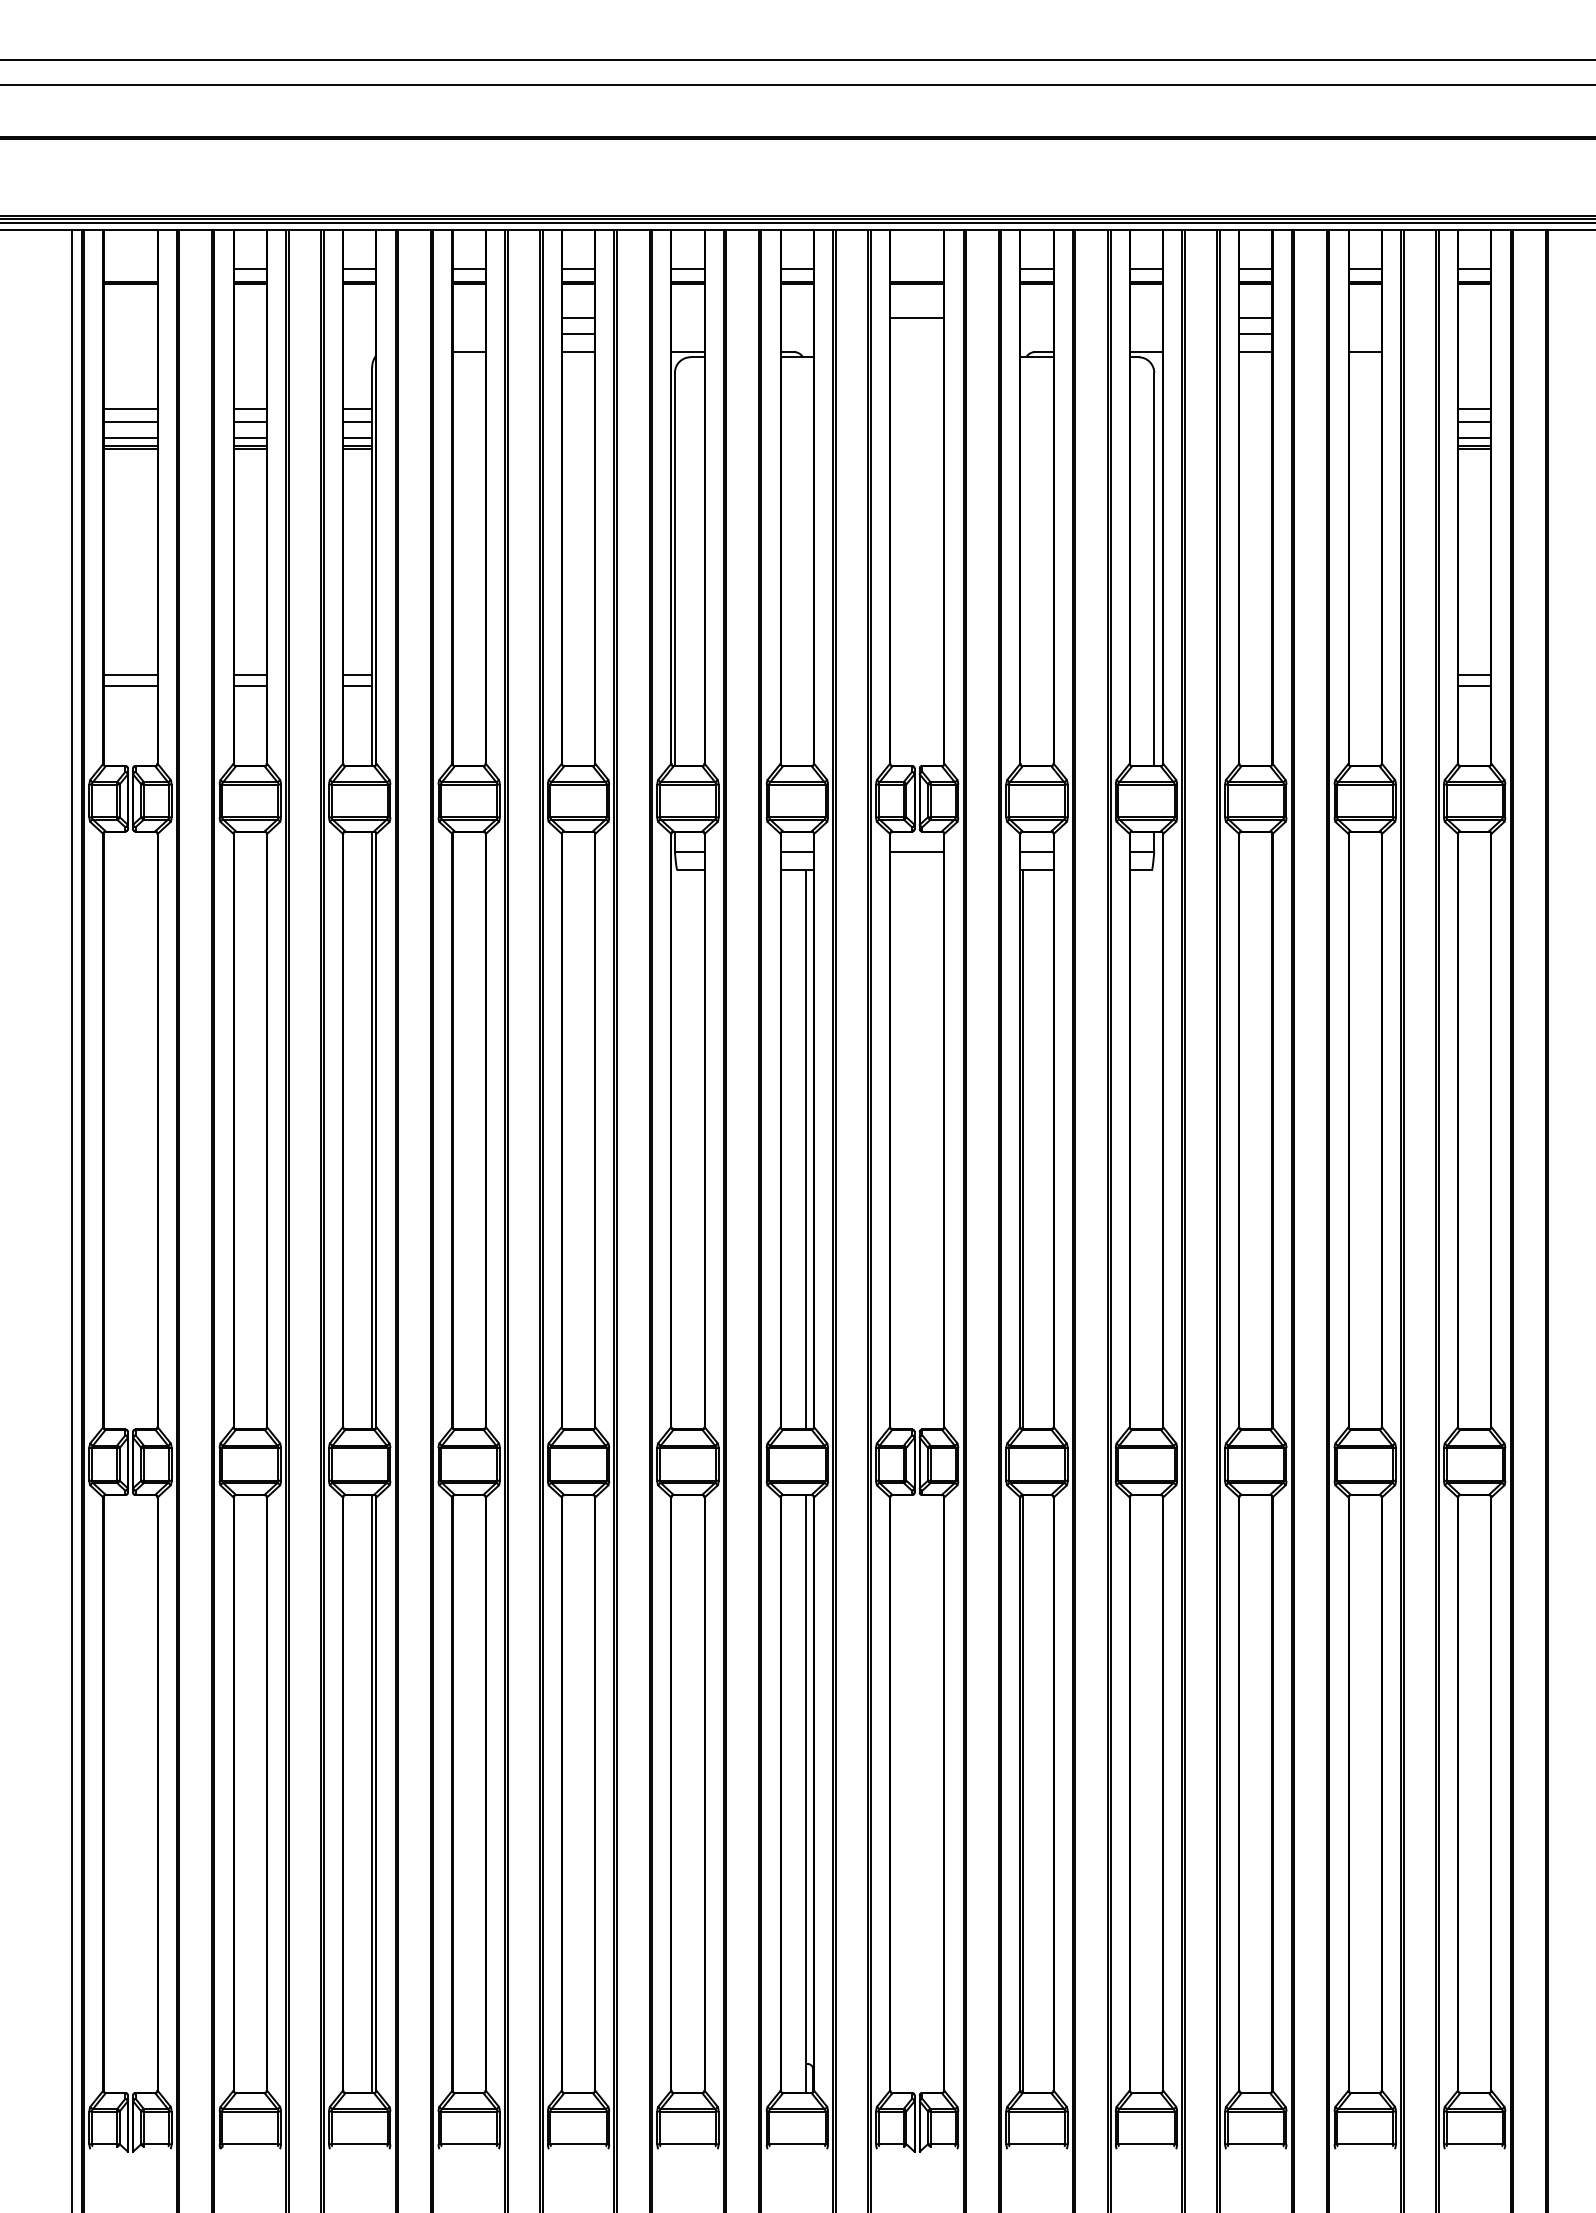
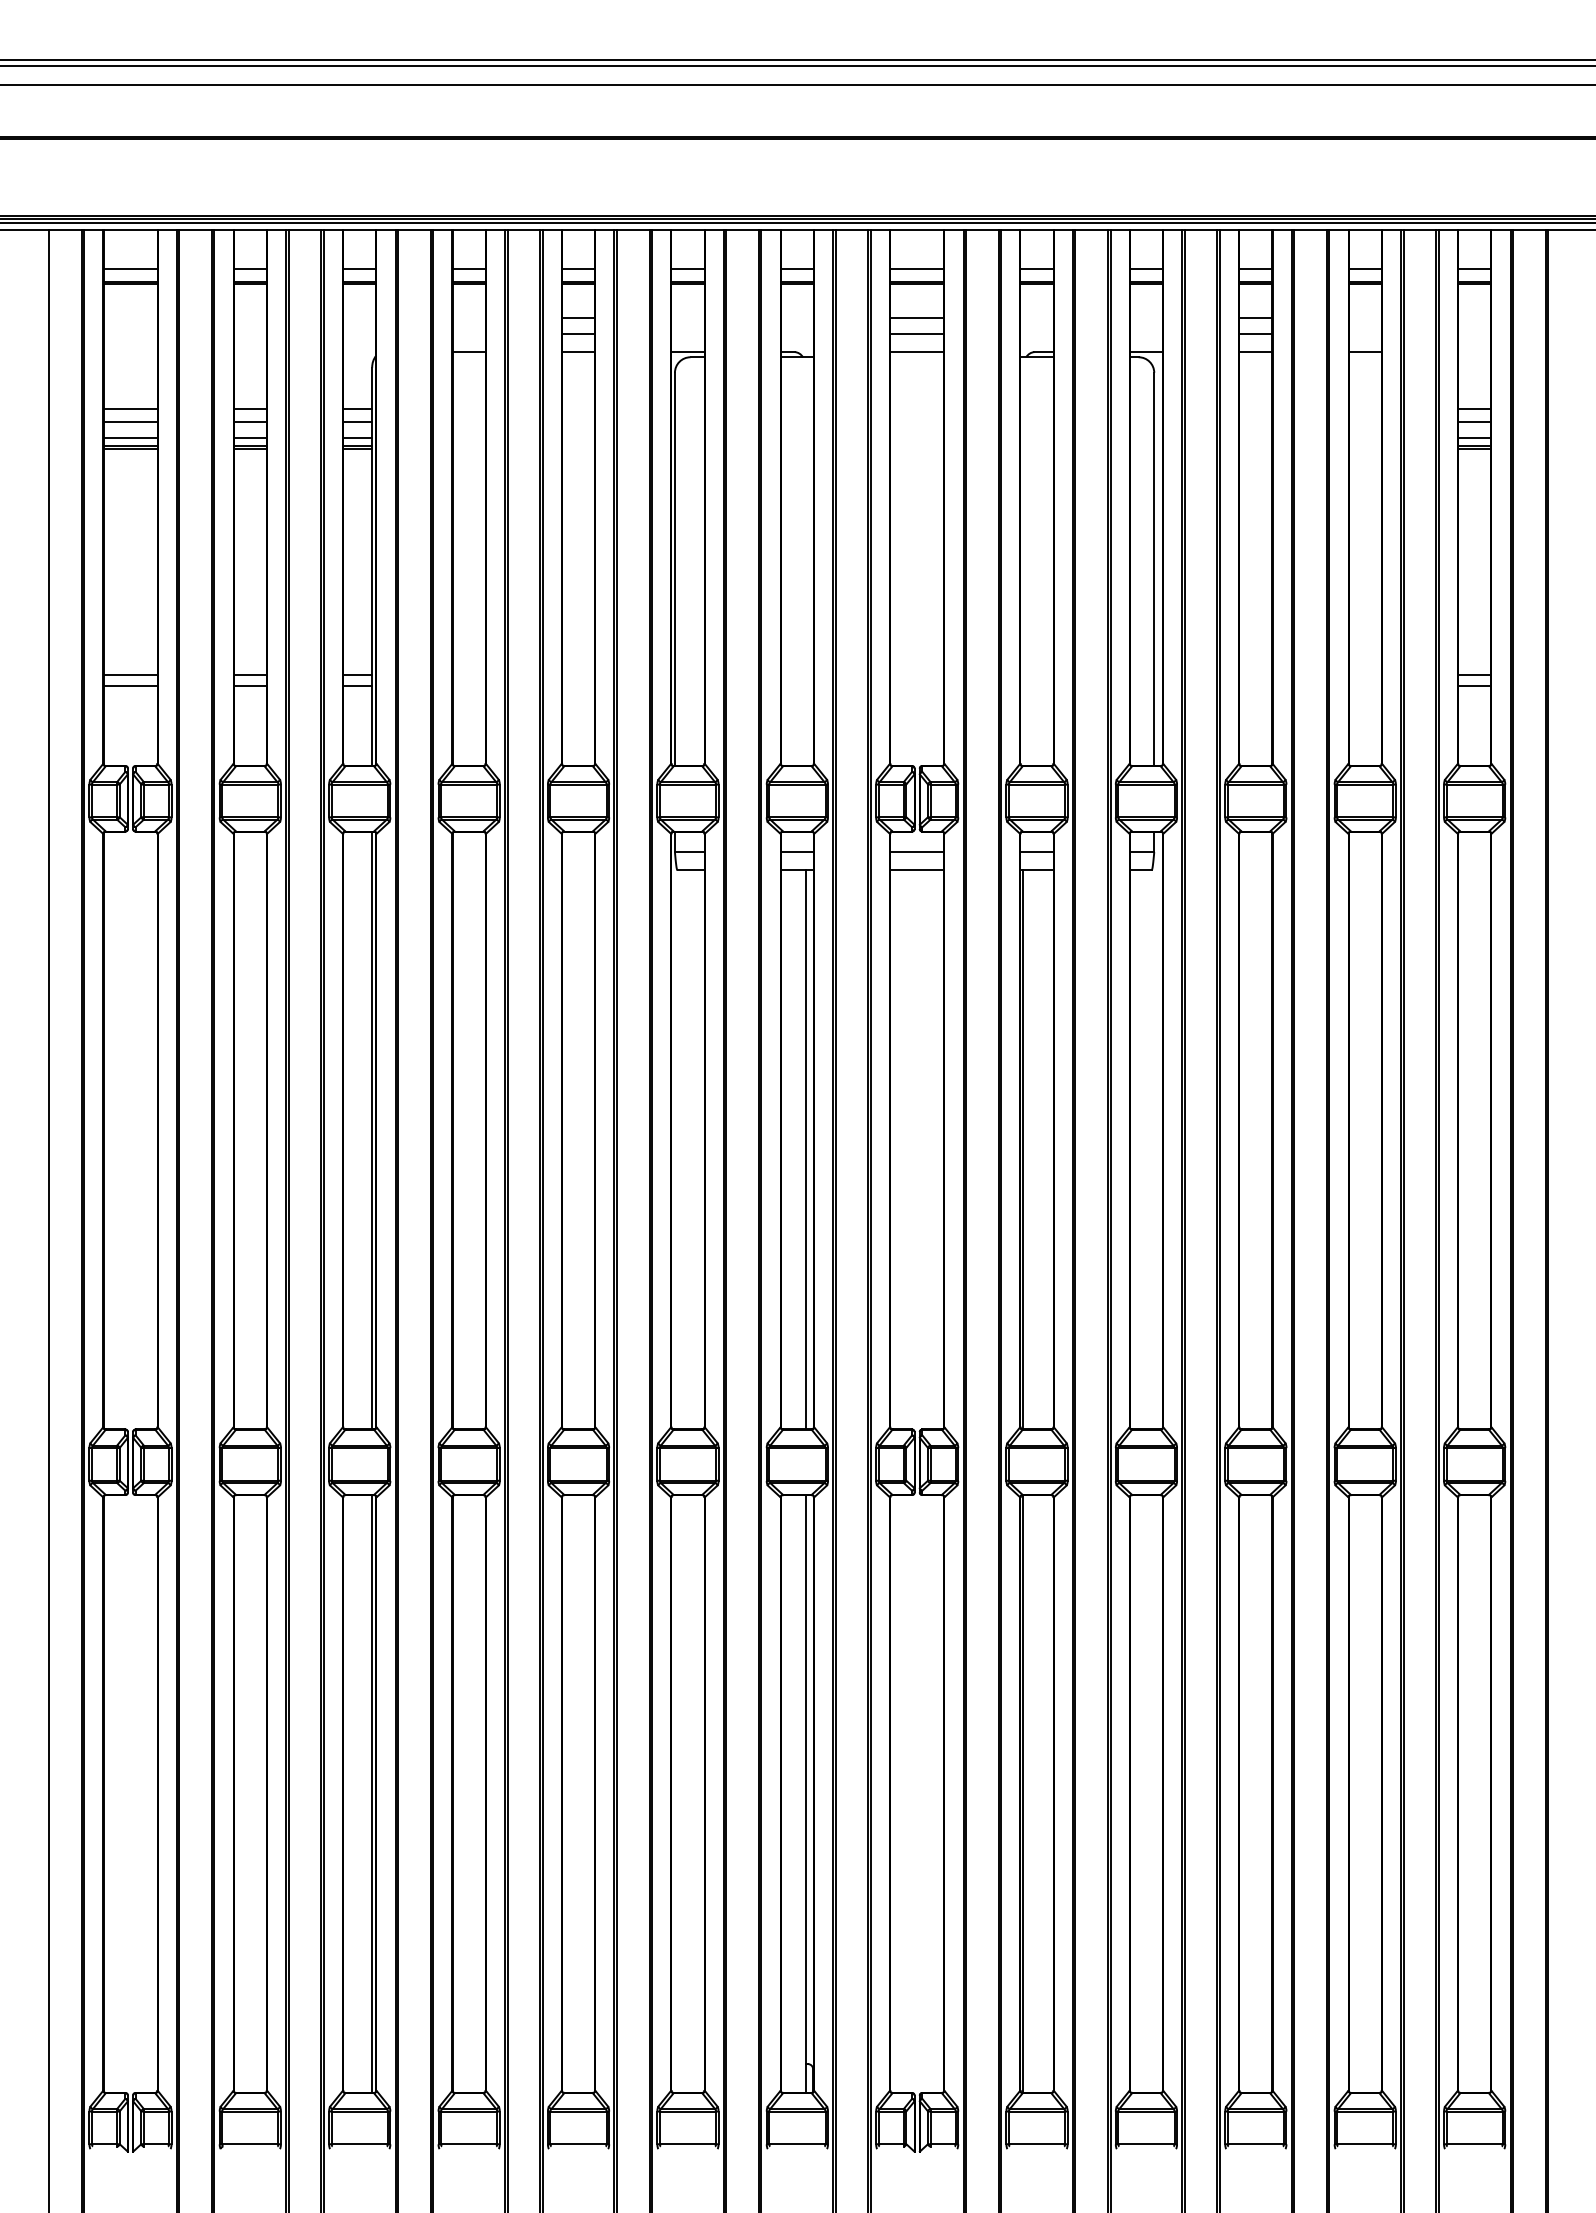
line: none -> present (797, 66)
line: none -> present (130, 268)
line: none -> present (917, 268)
line: none -> present (917, 333)
line: none -> present (917, 352)
line: none -> present (917, 870)
line position: (72, 1219) -> (49, 1219) (49, 1219)
